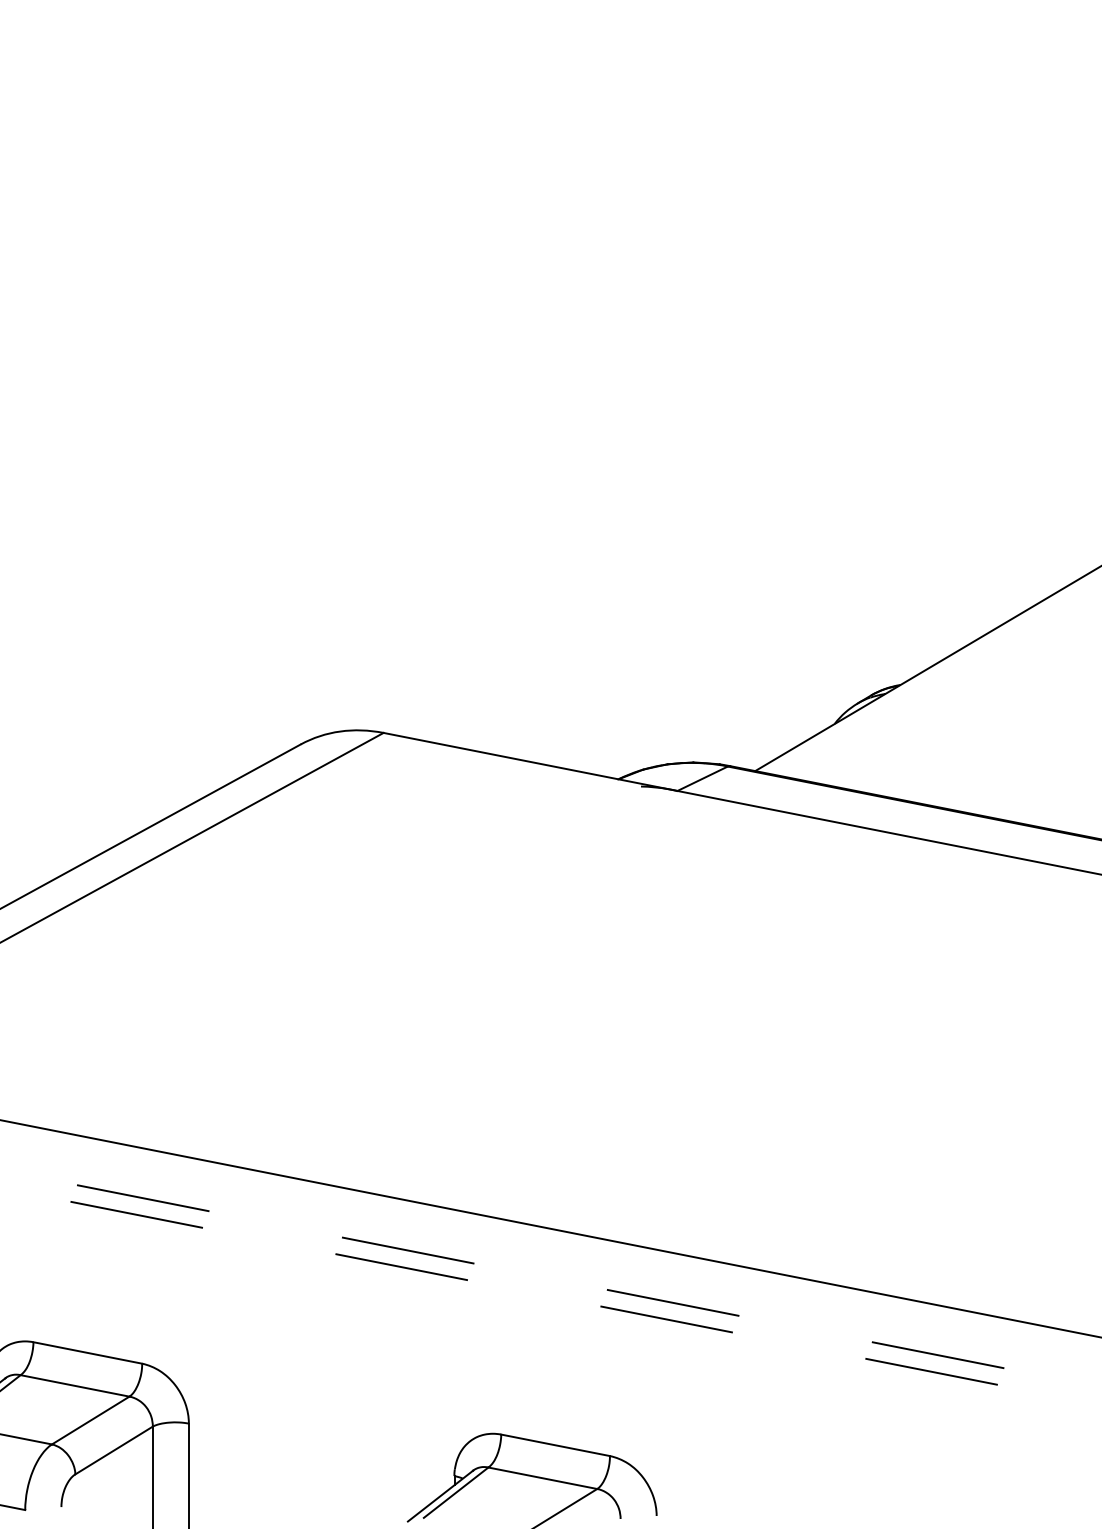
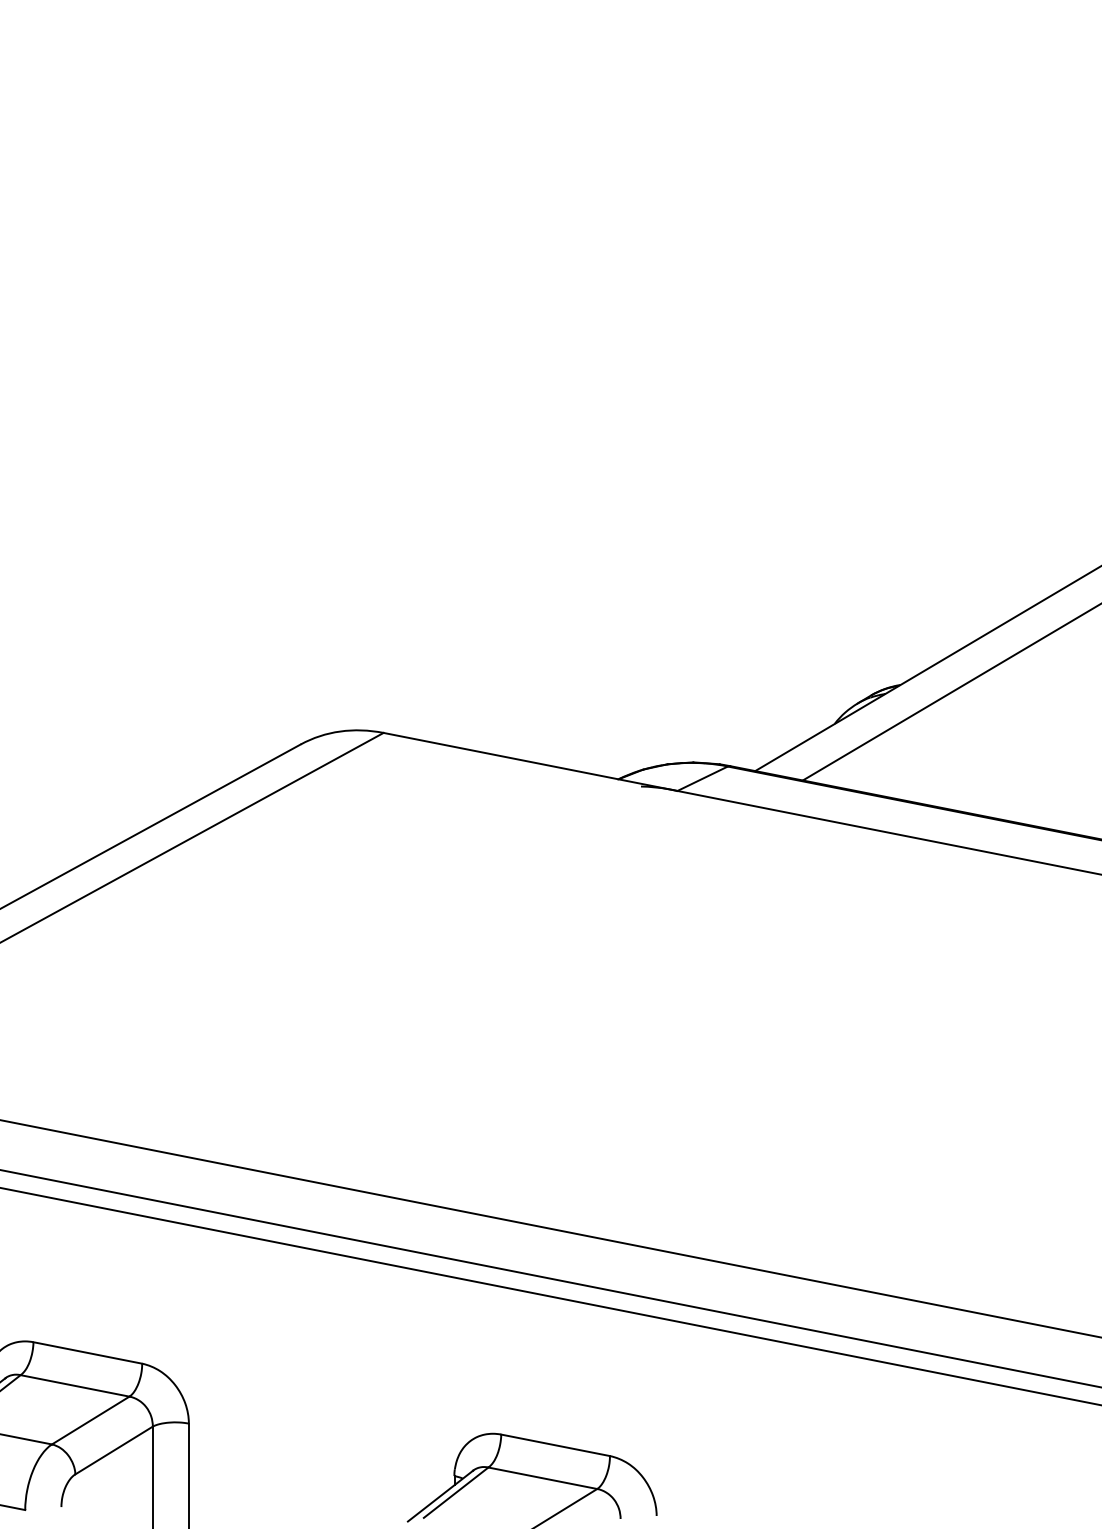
line: none -> present (950, 692)
line: dashed -> solid (550, 1278)
line: dashed -> solid (550, 1296)
